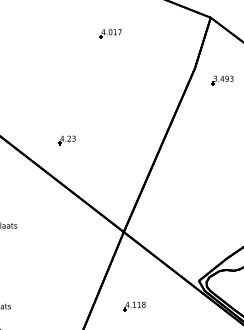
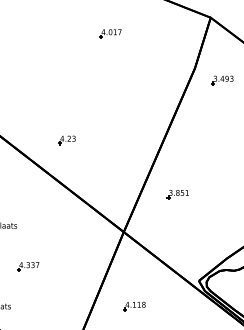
part: none -> present (177, 194)
part: none -> present (28, 266)
